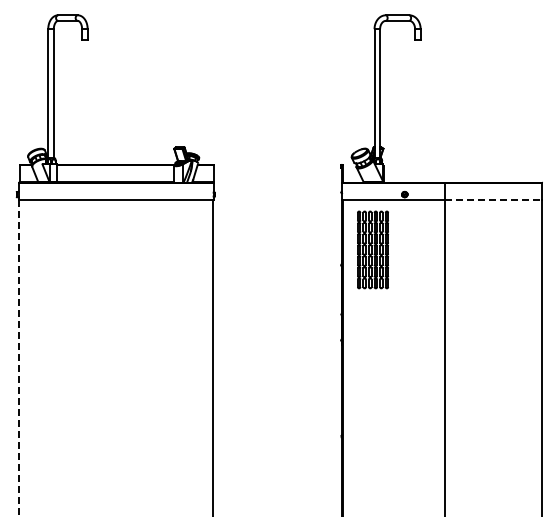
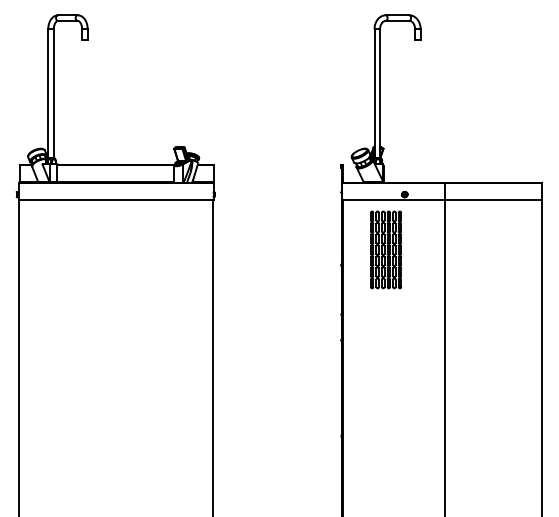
line: dashed -> solid (493, 200)
part position: (372, 249) -> (385, 249) (385, 249)
line: dashed -> solid (19, 358)
